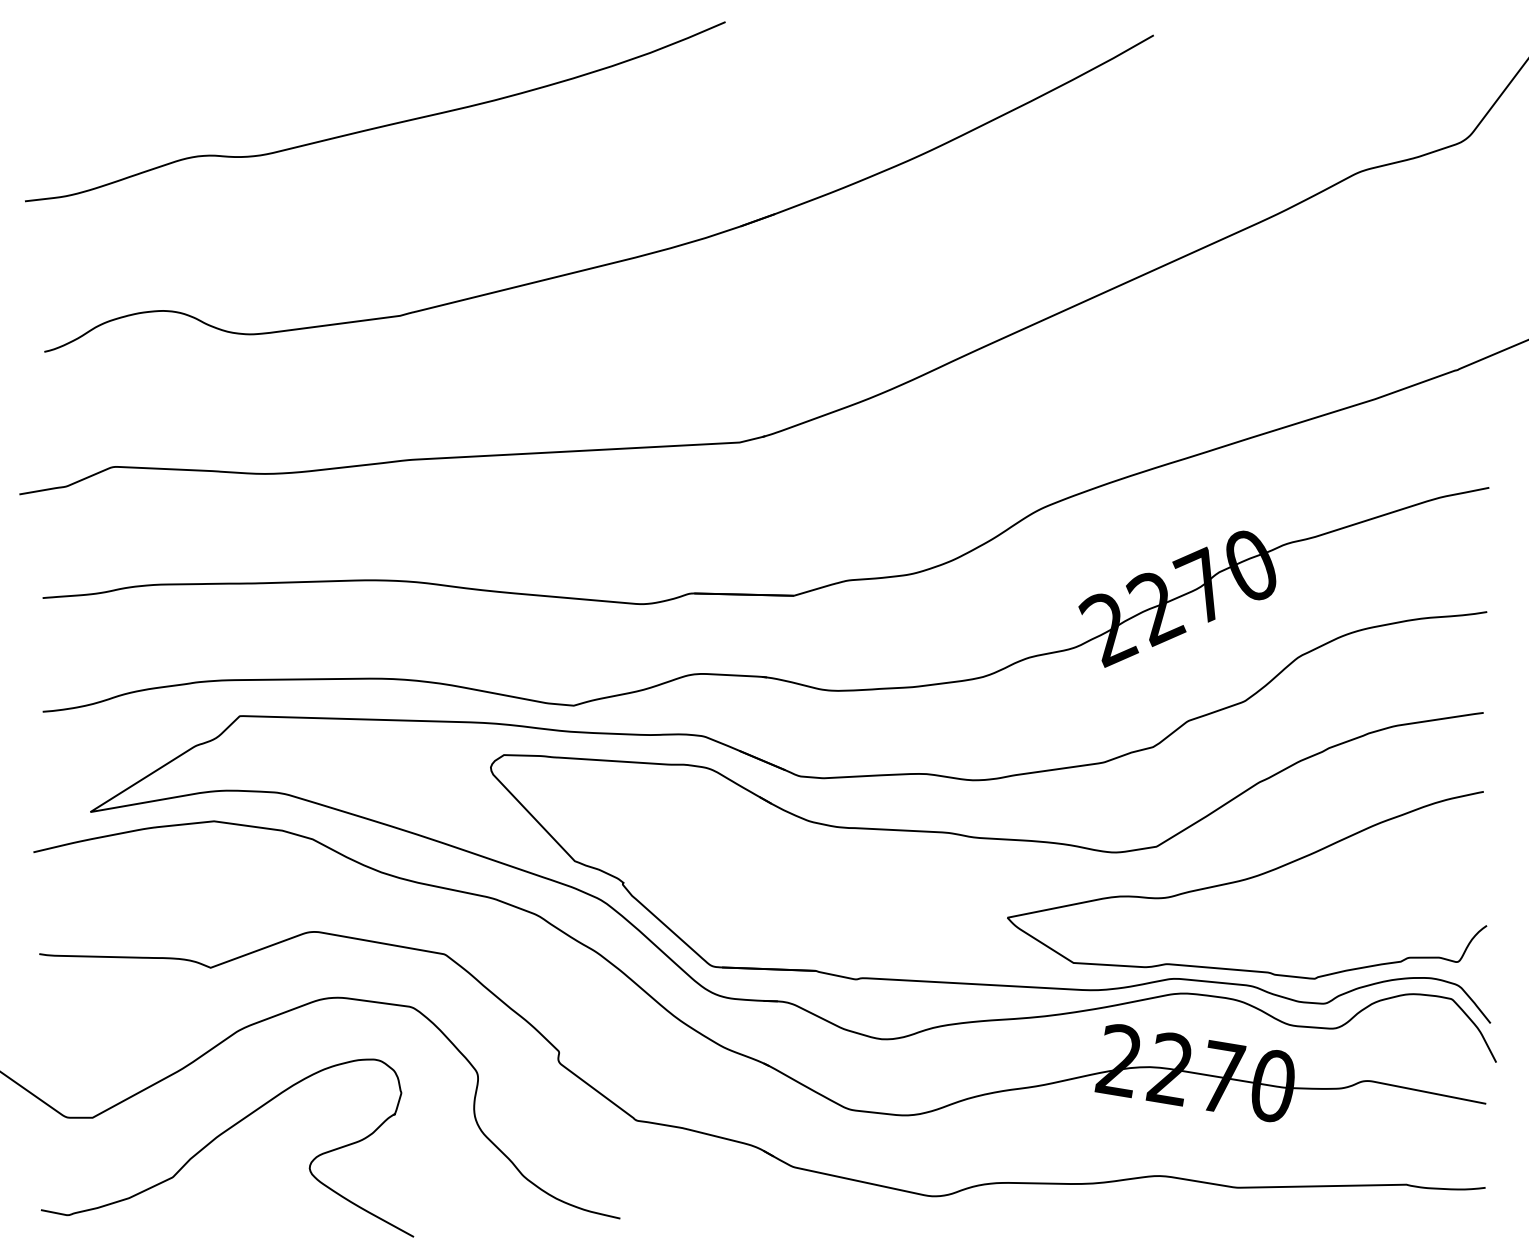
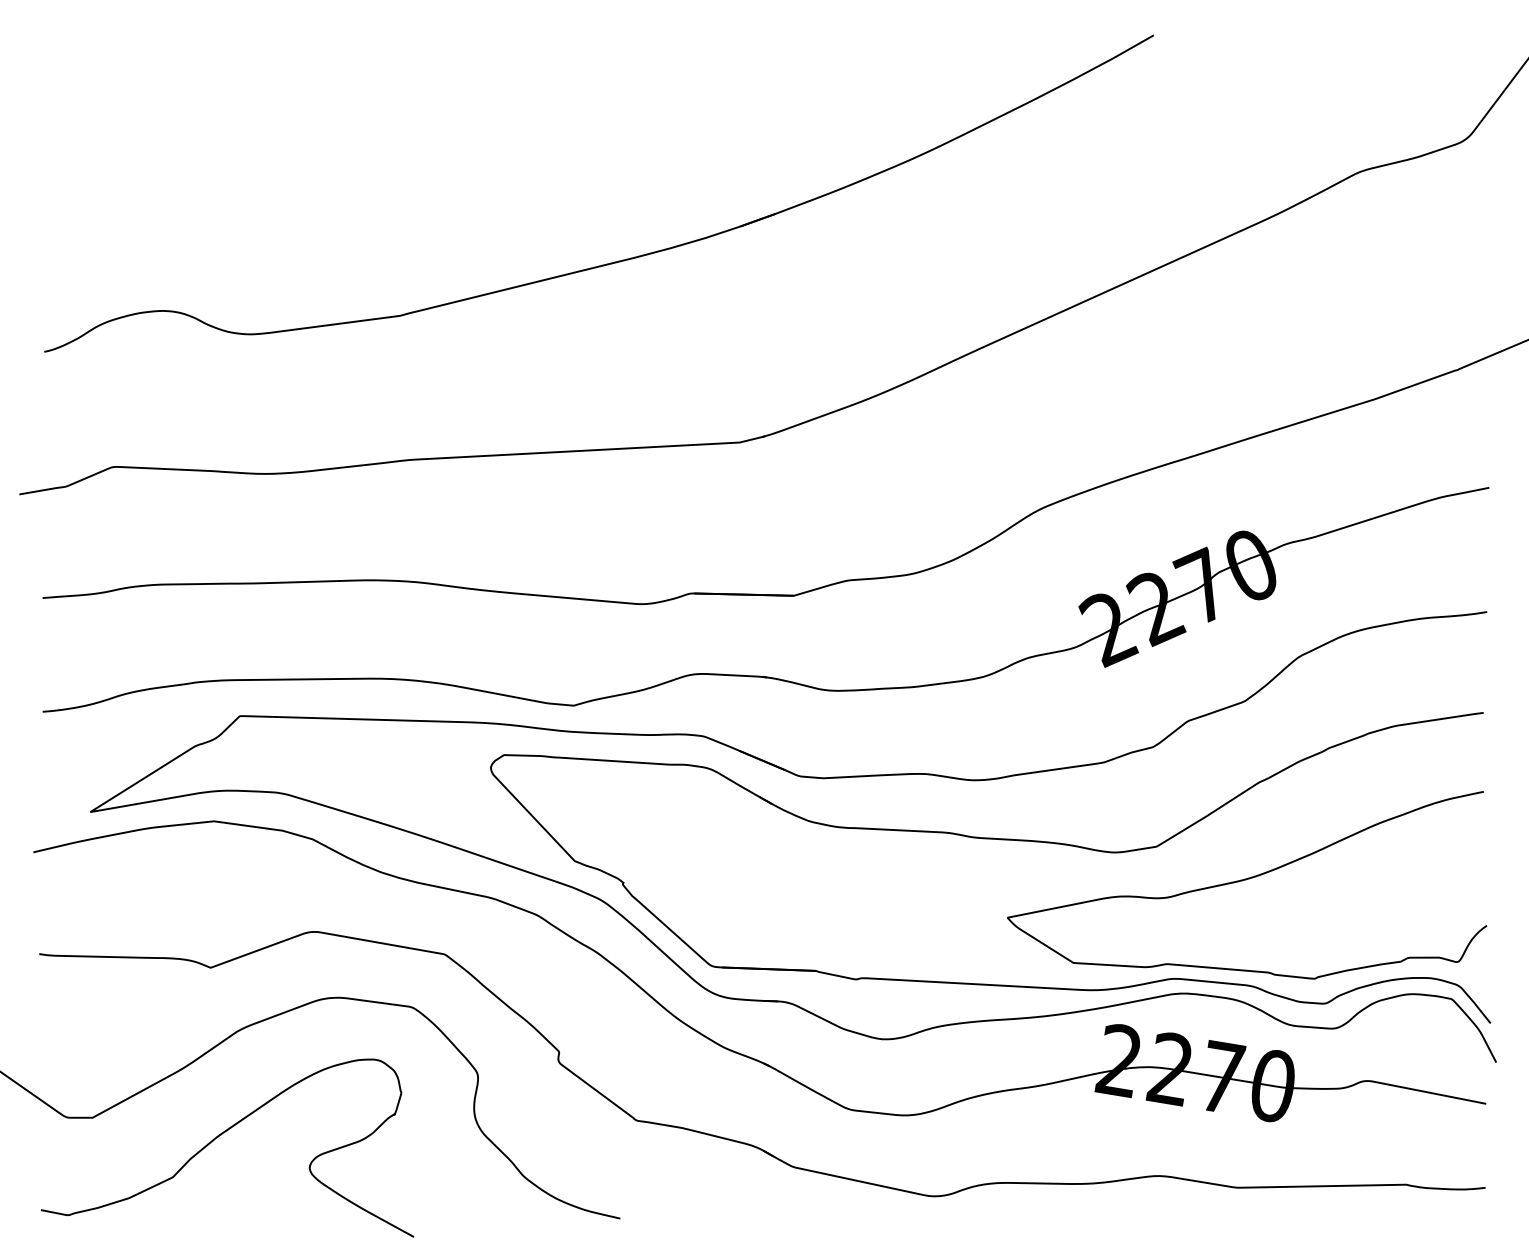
curve: present -> none (377, 126)
